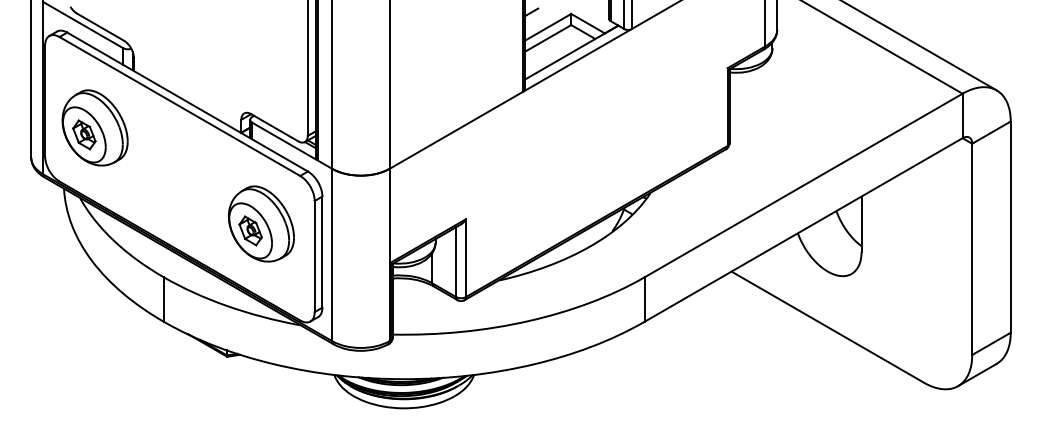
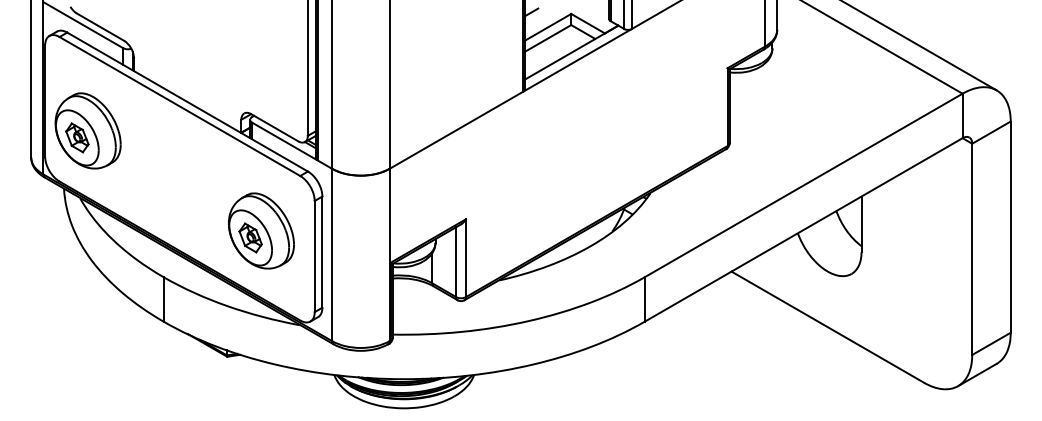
part position: (94, 127) -> (87, 130) (87, 130)
part position: (261, 223) -> (261, 230) (261, 230)
